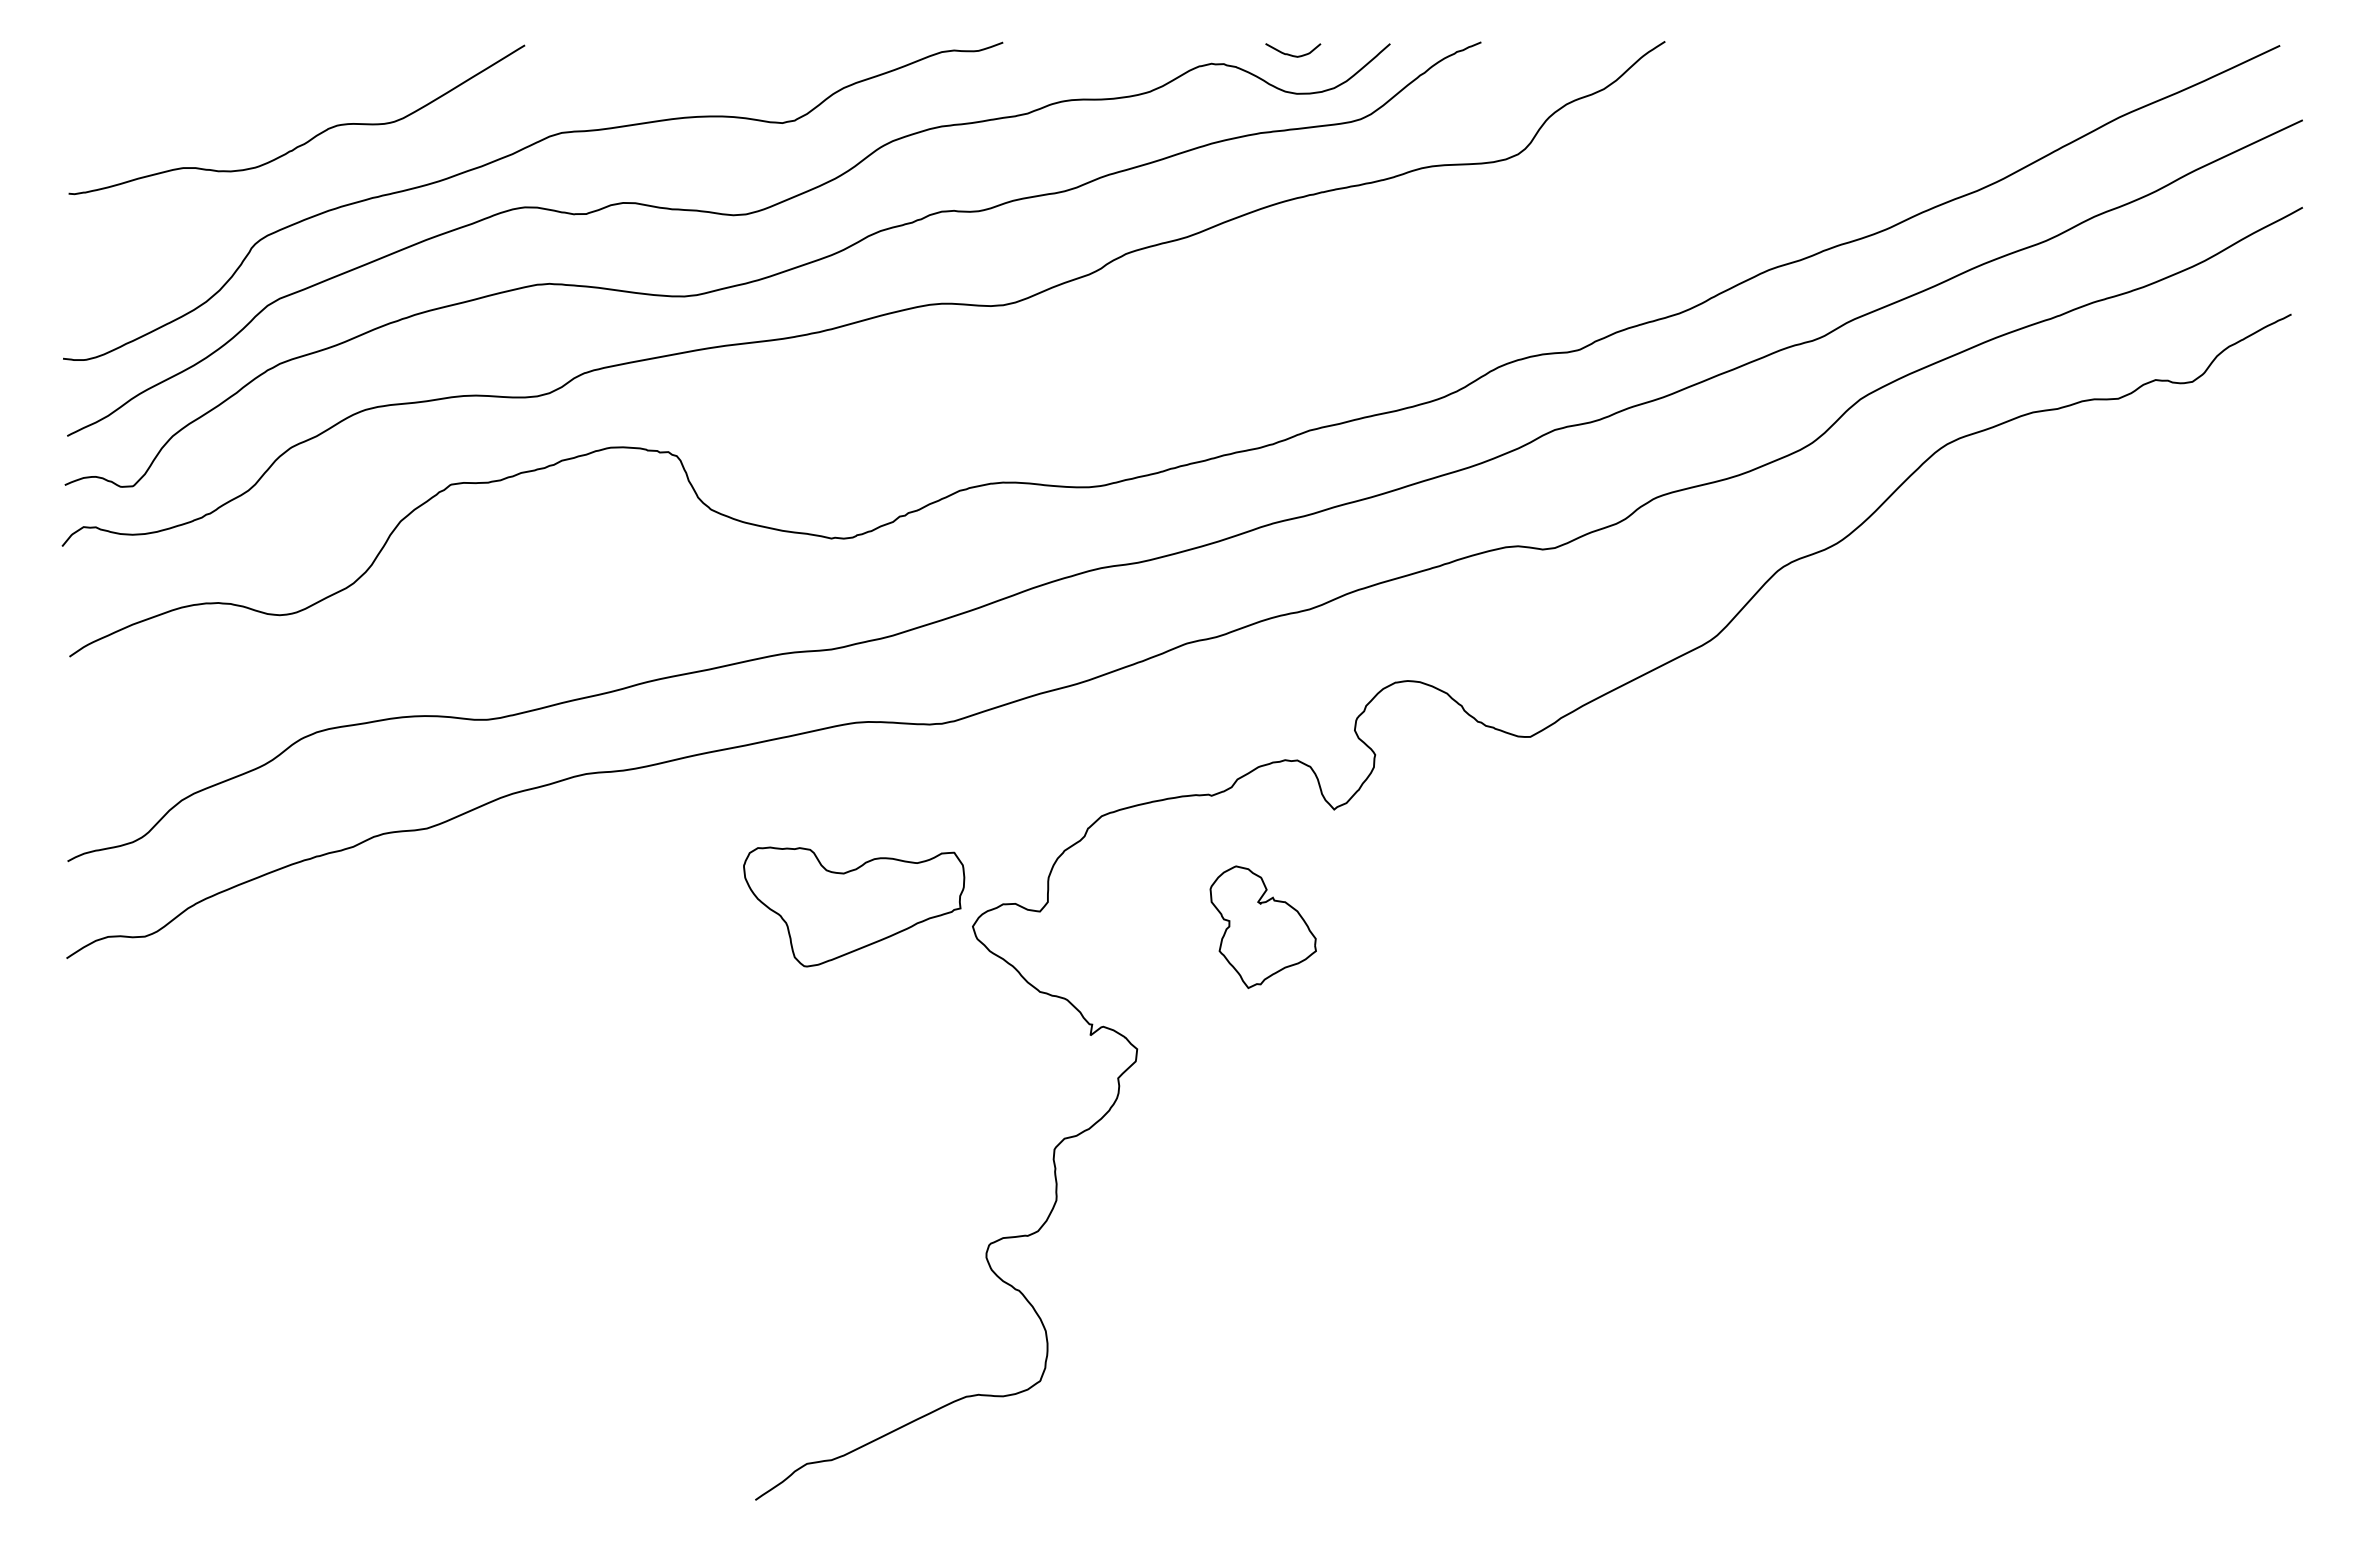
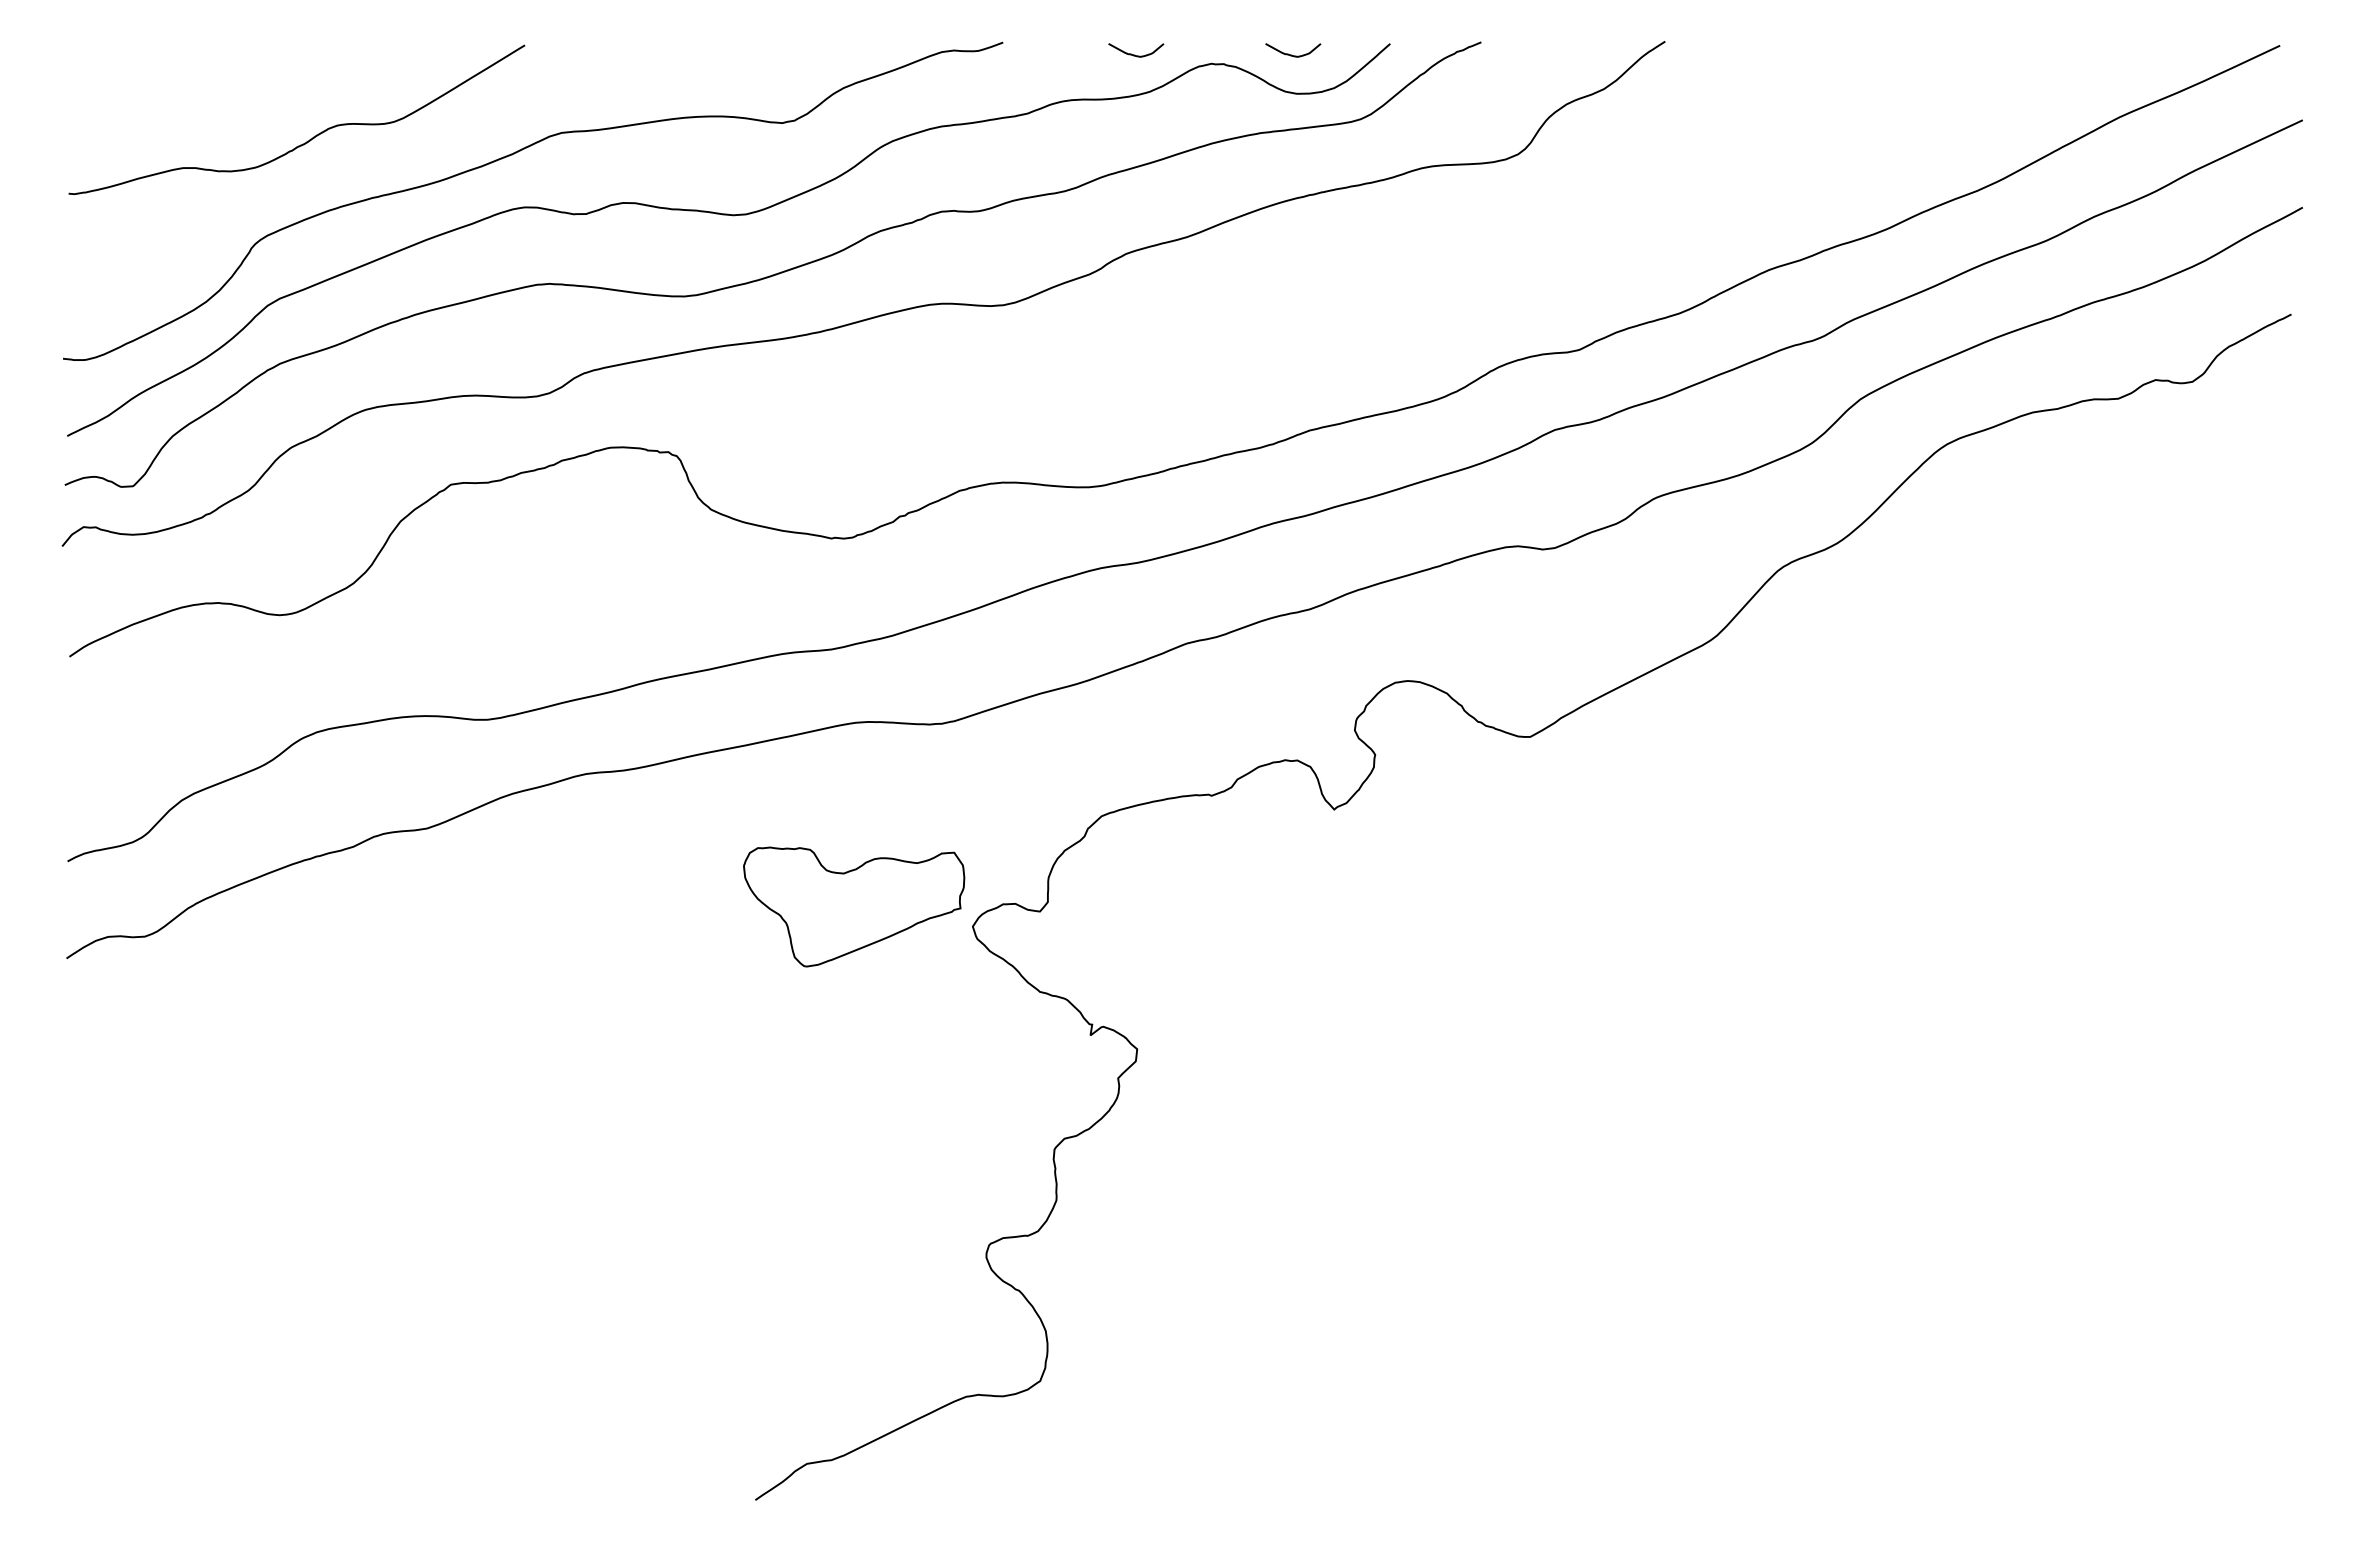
curve: none -> present (1134, 54)
part: present -> none (1262, 926)
